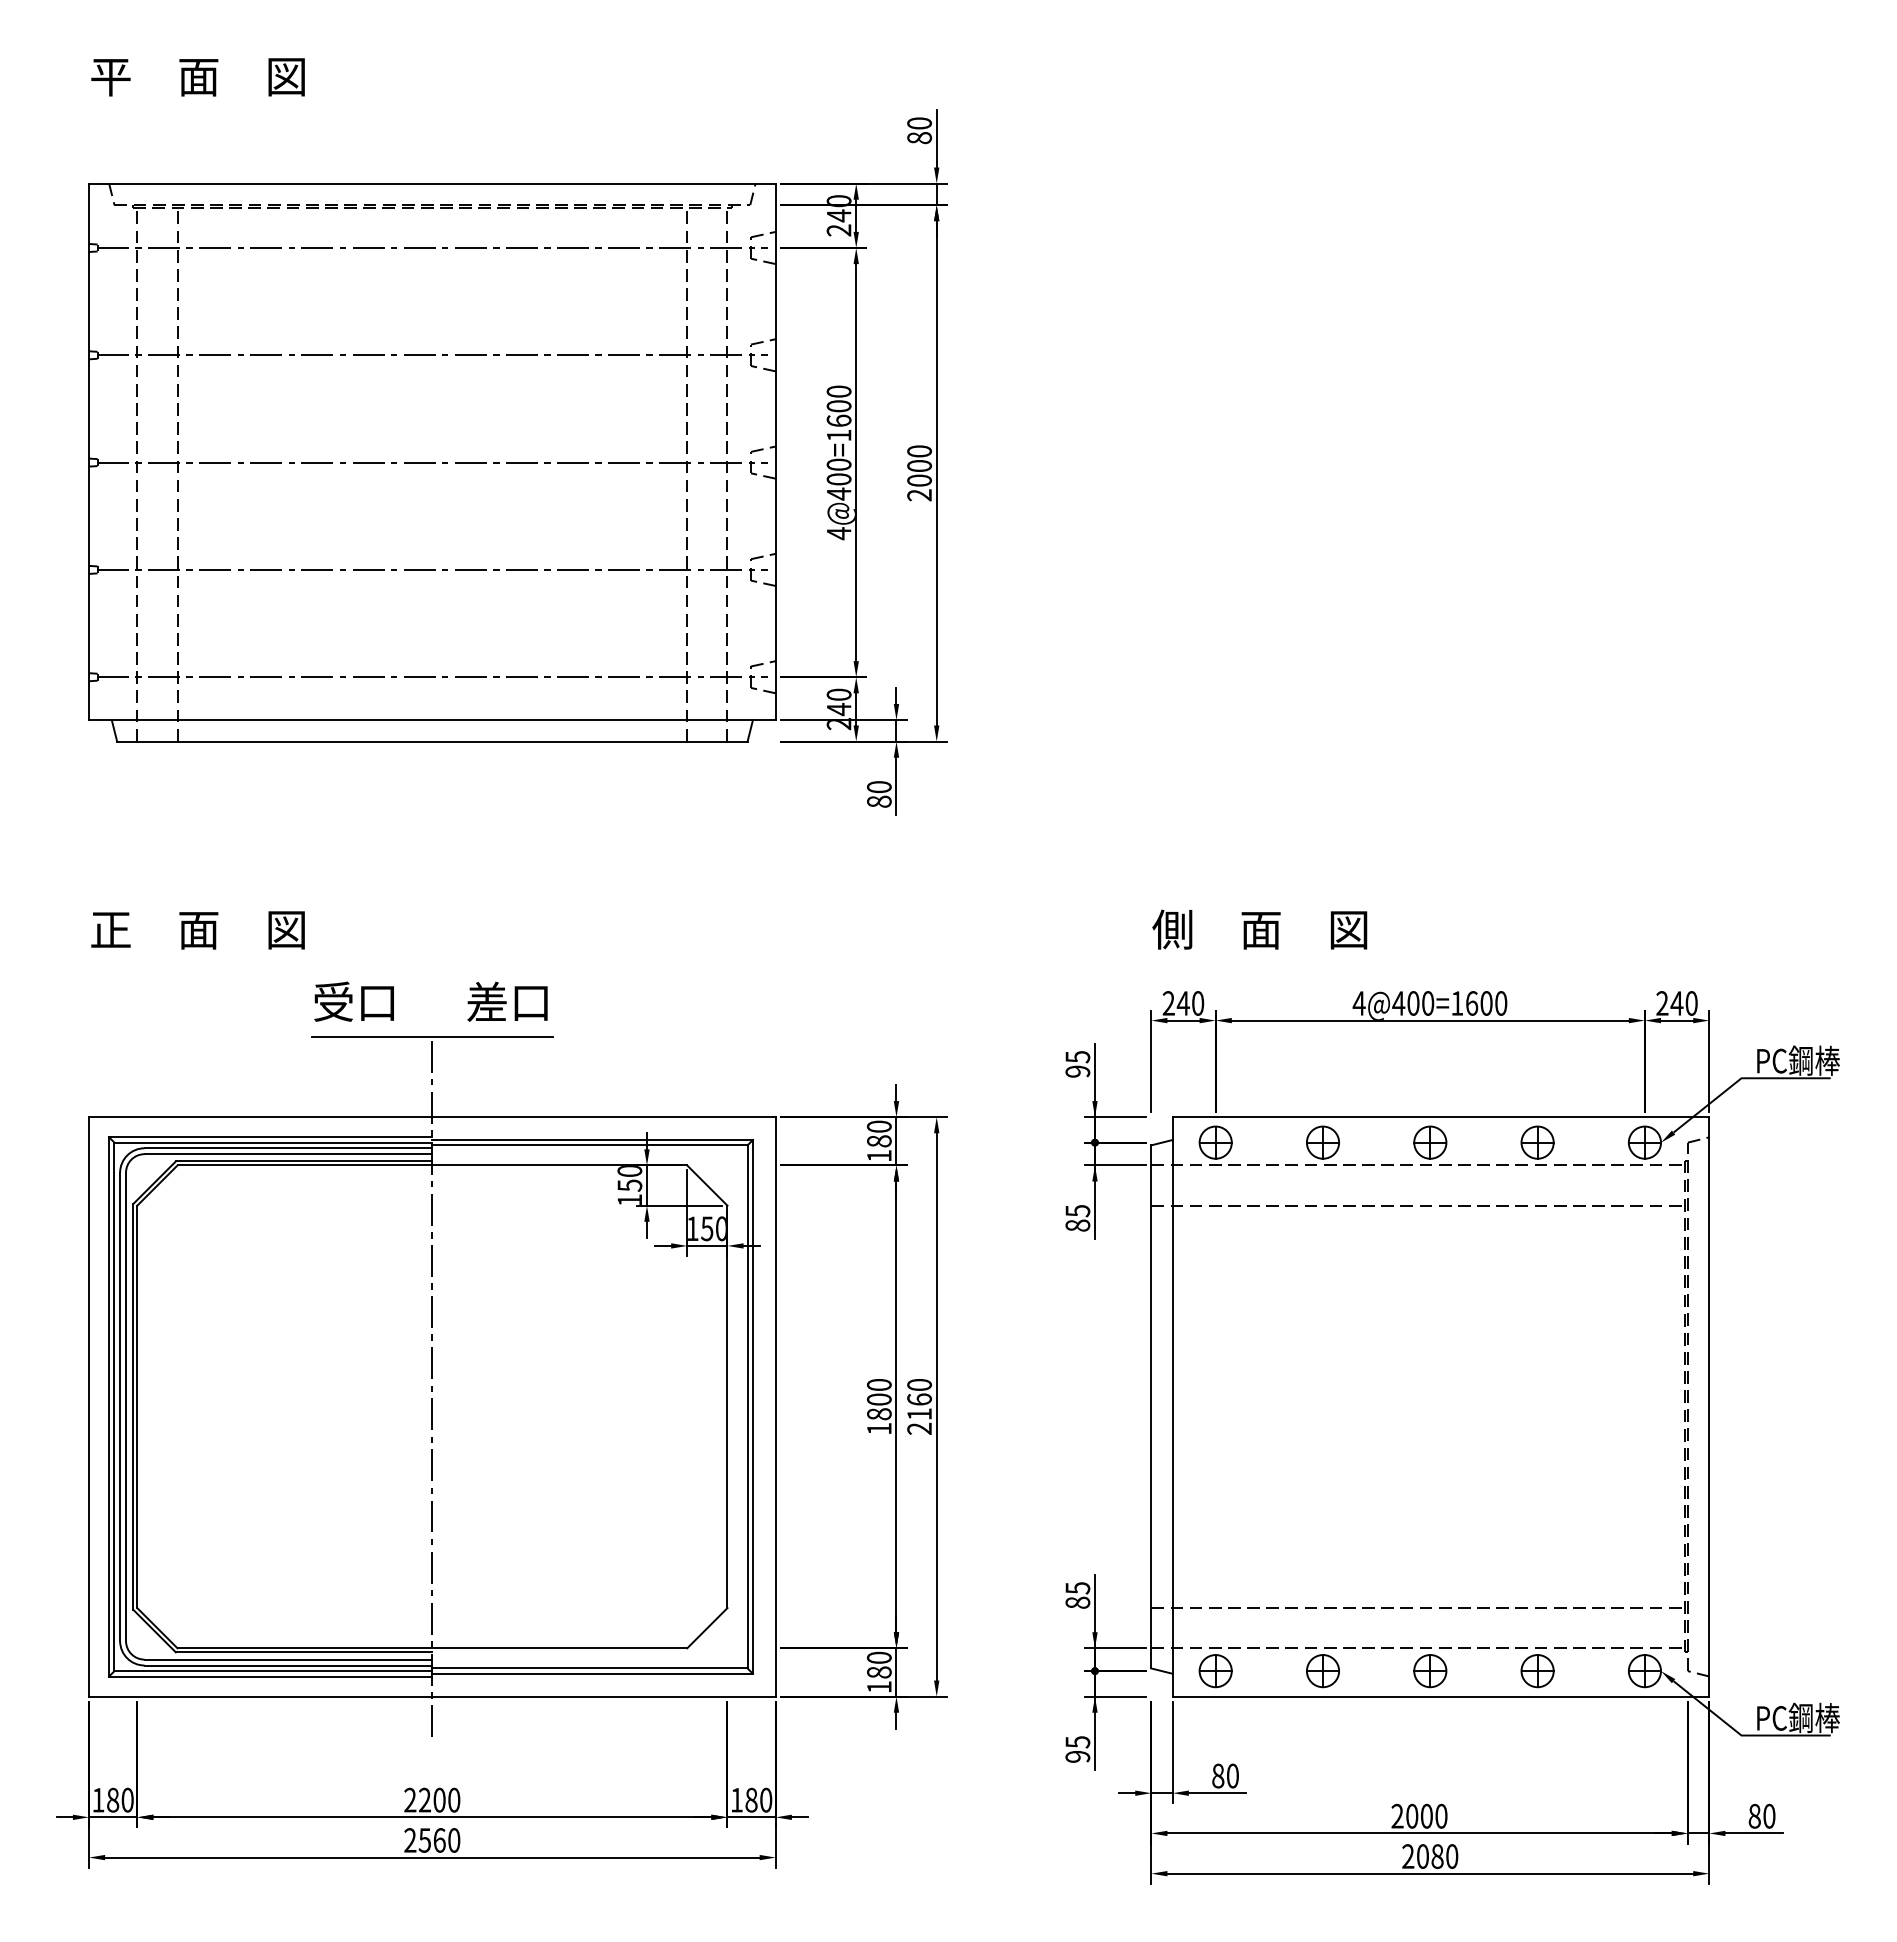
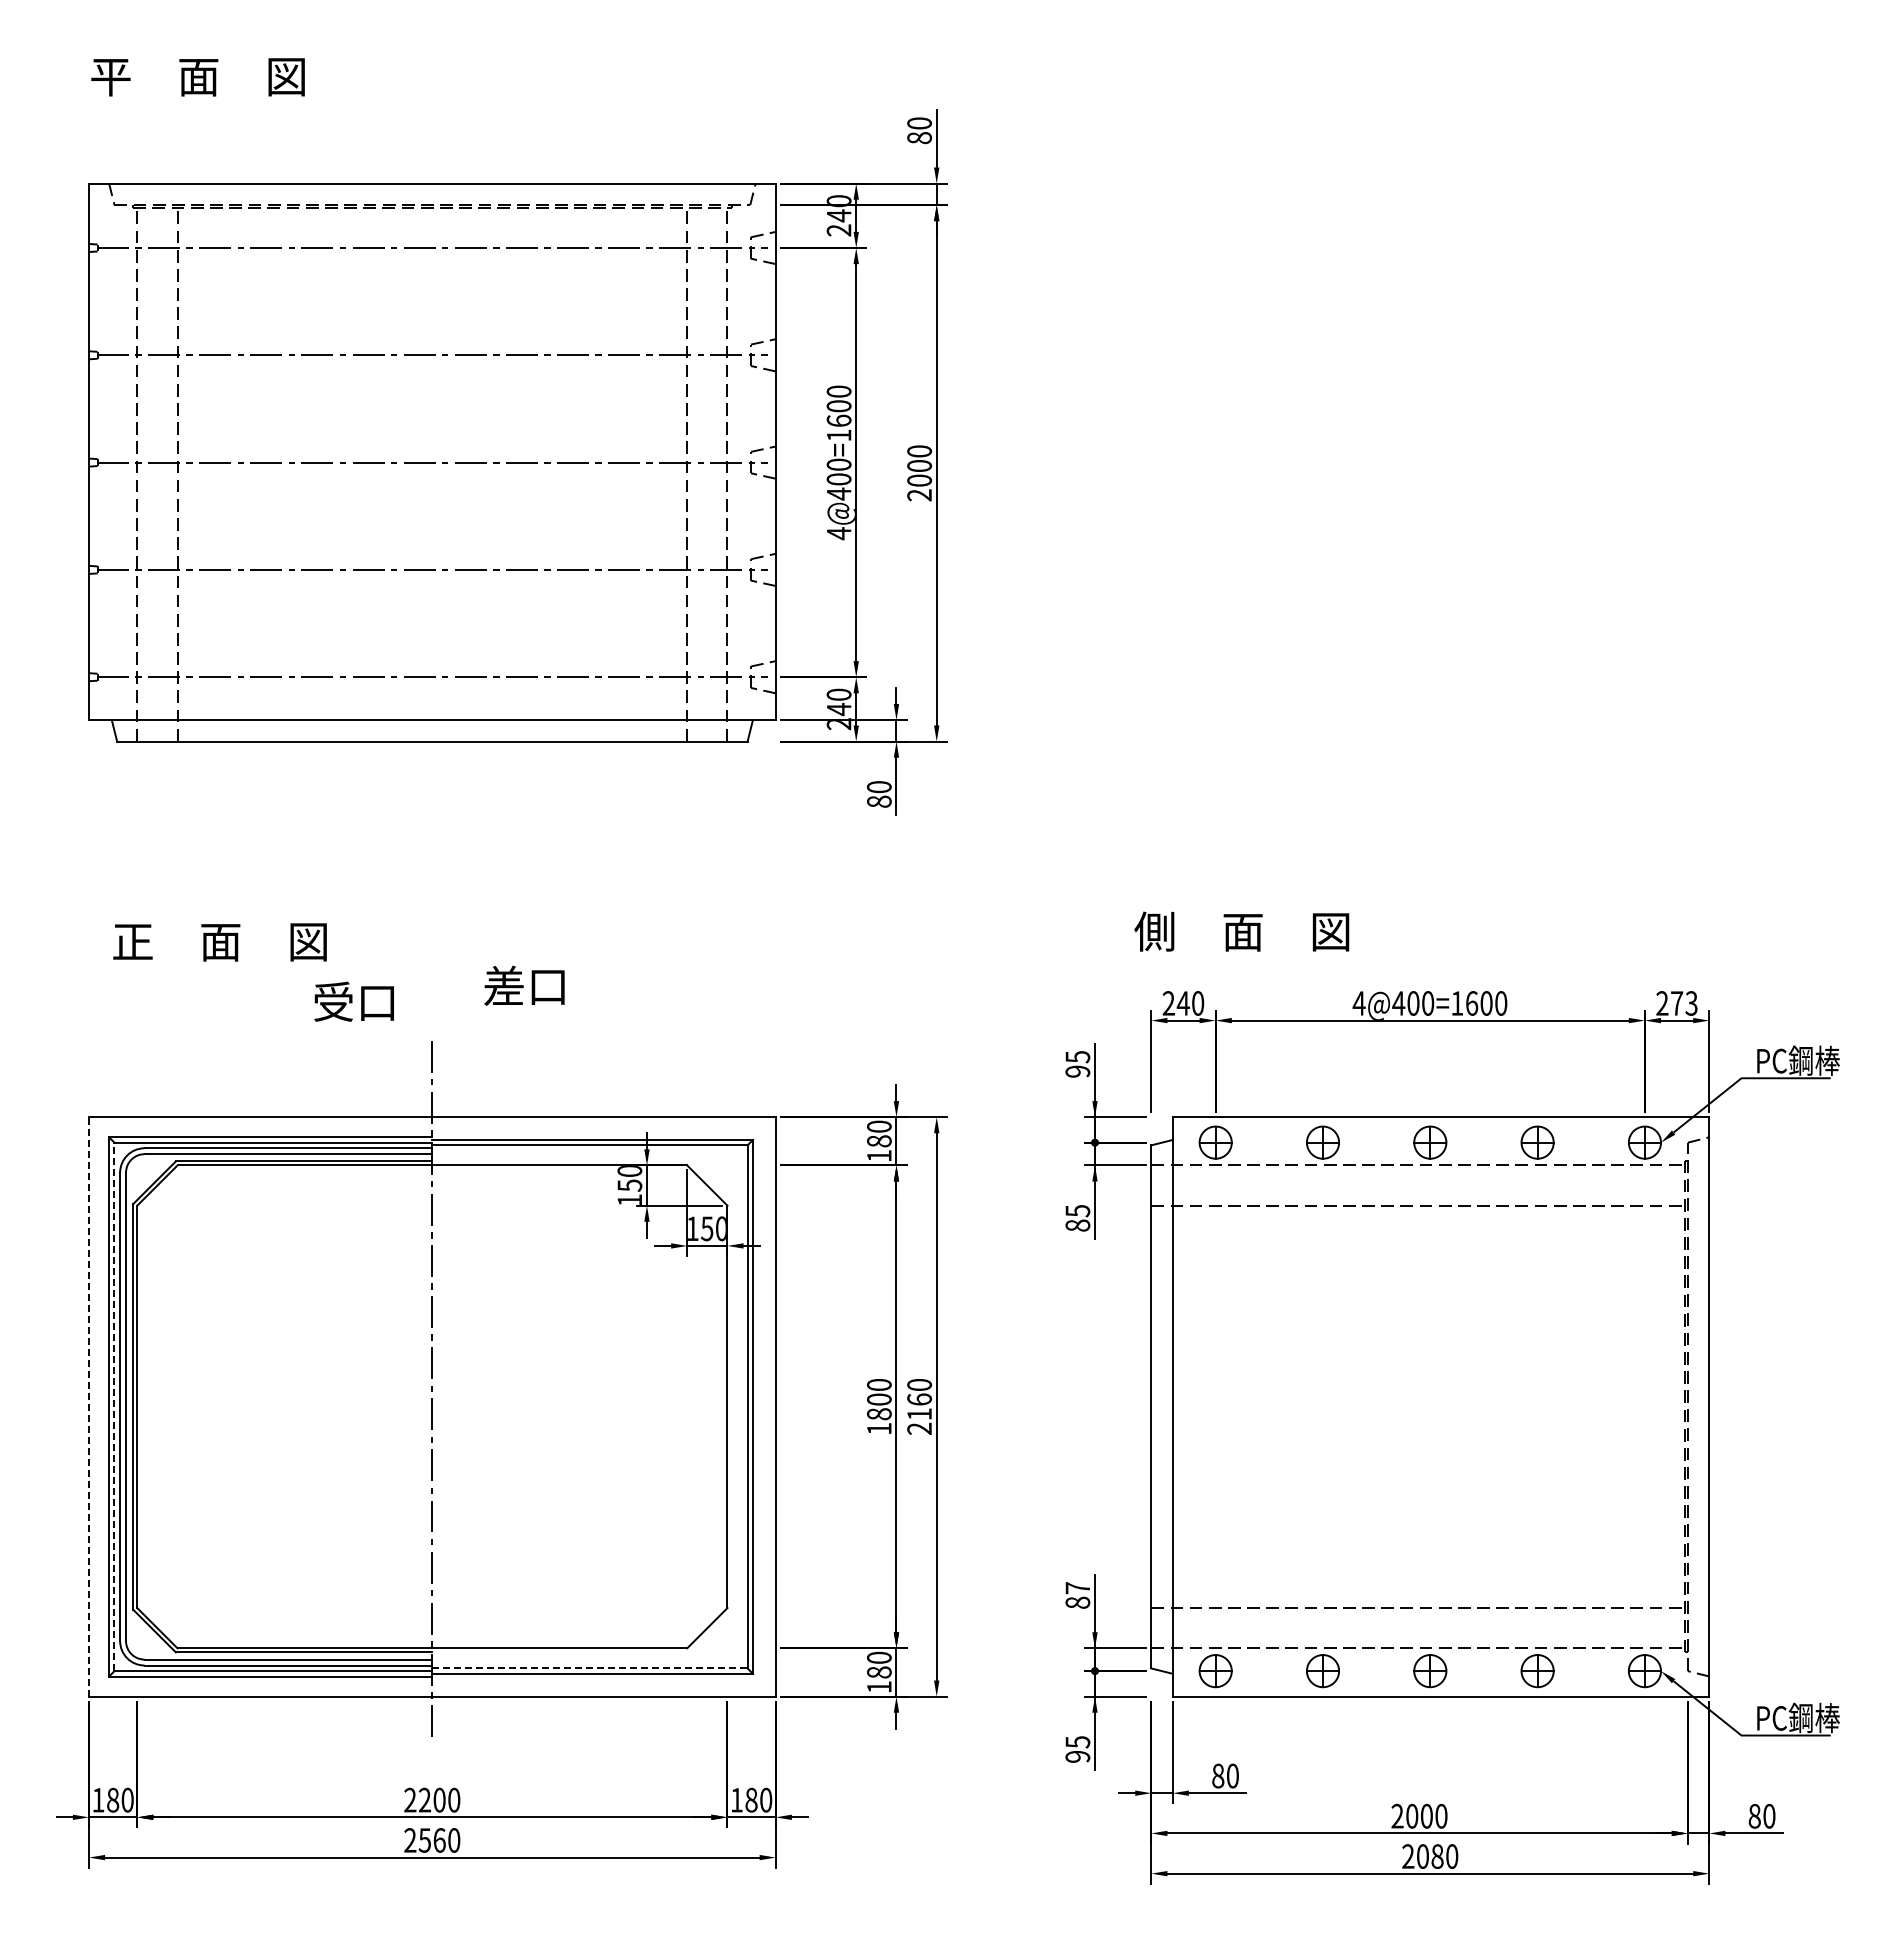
text position: (1259, 929) -> (1241, 931) (1241, 931)
text position: (197, 930) -> (219, 942) (219, 942)
text position: (507, 1001) -> (524, 985) (524, 985)
text: 240 -> 273 (1683, 1003)
line: present -> none (432, 1036)
line: solid -> dashed (89, 1406)
line: solid -> dashed (114, 1406)
text: 85 -> 87 (1077, 1588)
line: solid -> dashed (589, 1668)
